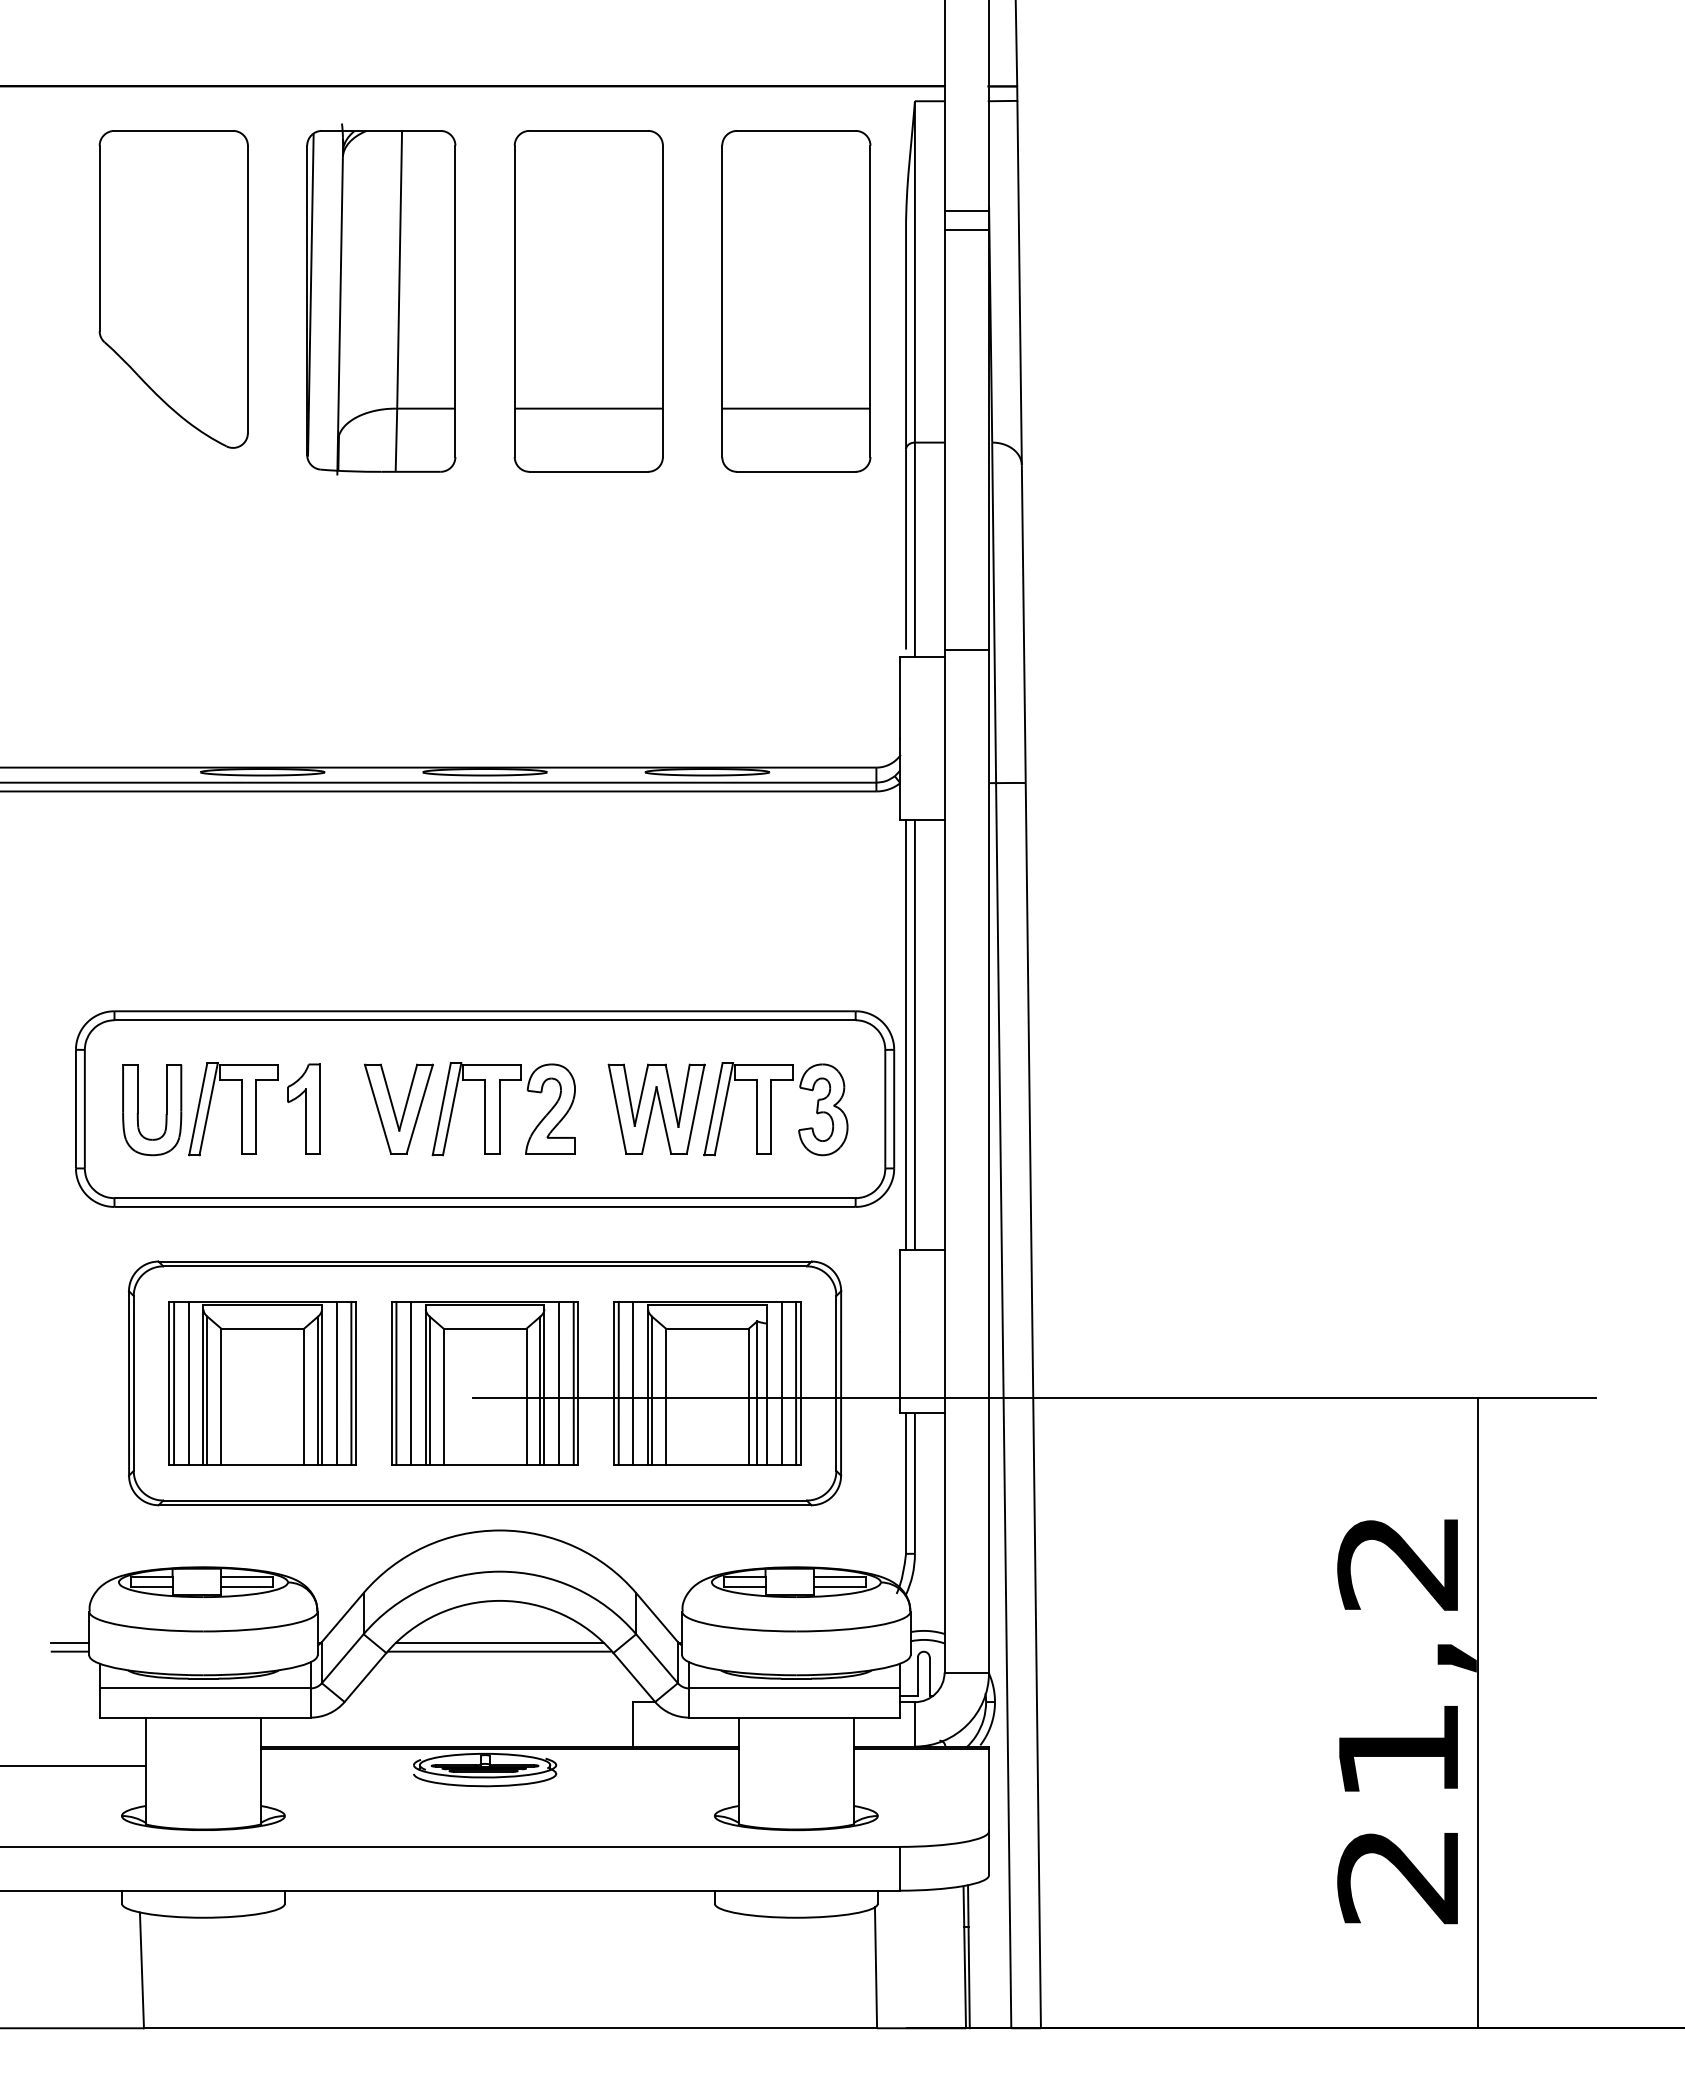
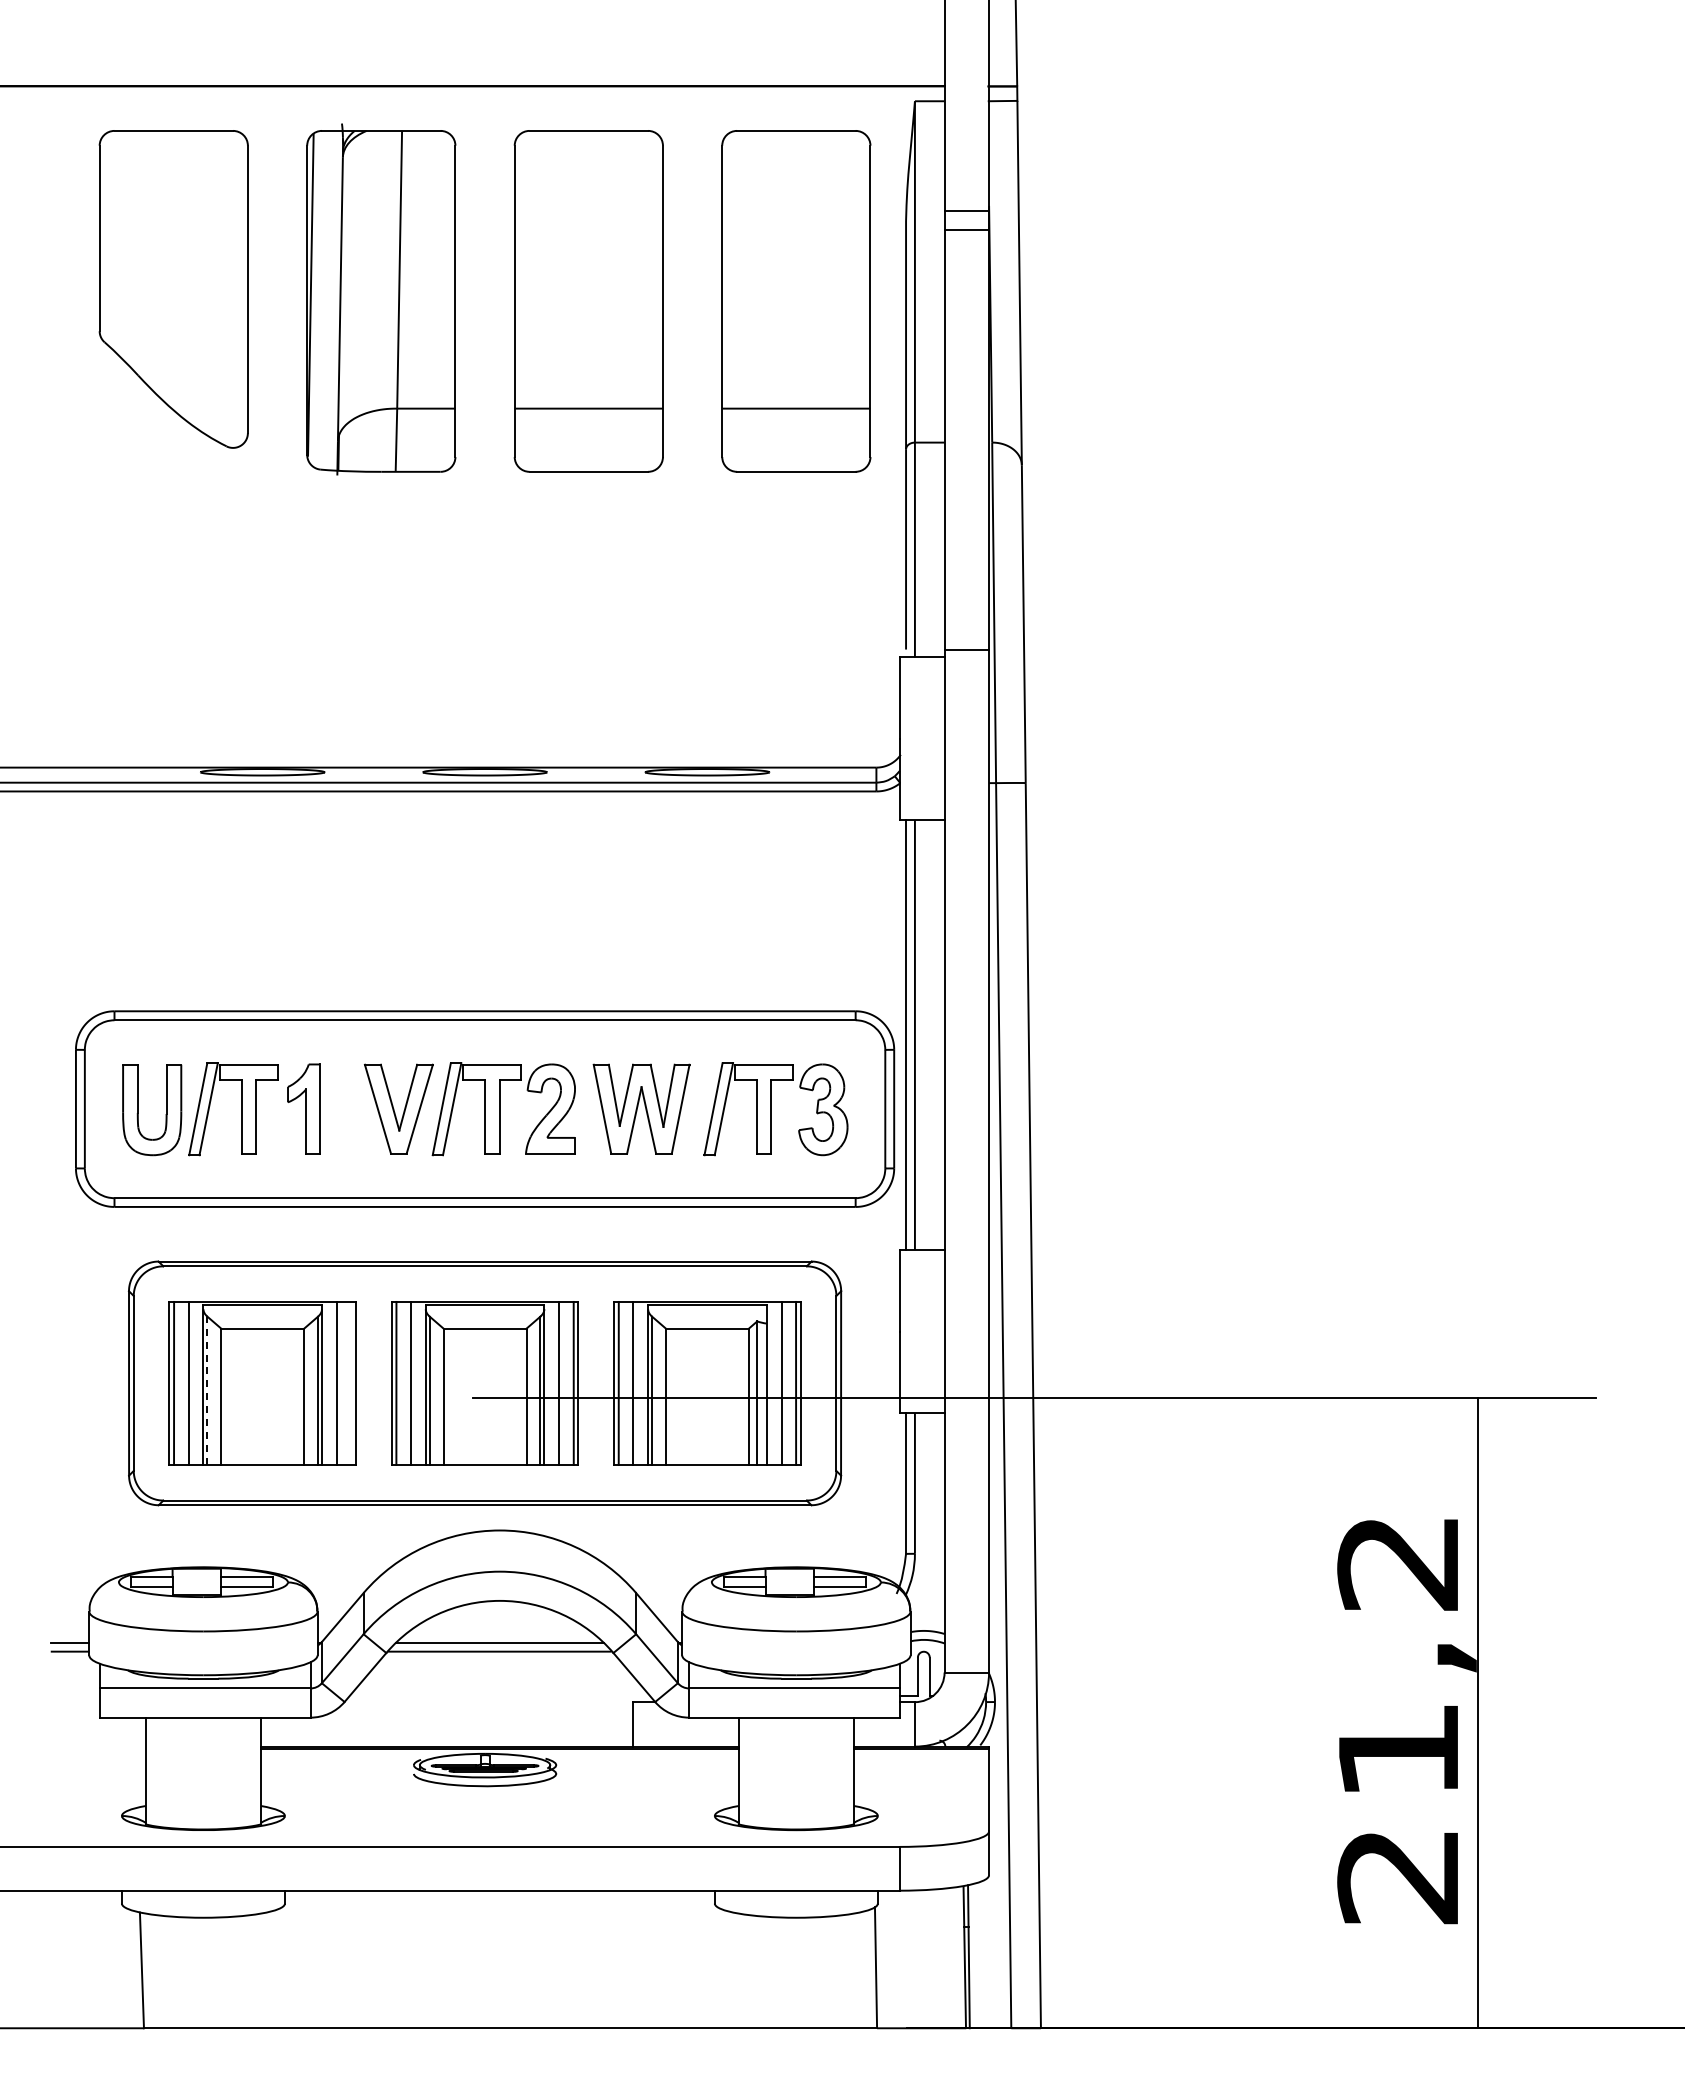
part position: (656, 1108) -> (641, 1108) (641, 1108)
line: present -> none (351, 1382)
line: solid -> dashed (207, 1390)
line: present -> none (73, 1765)
